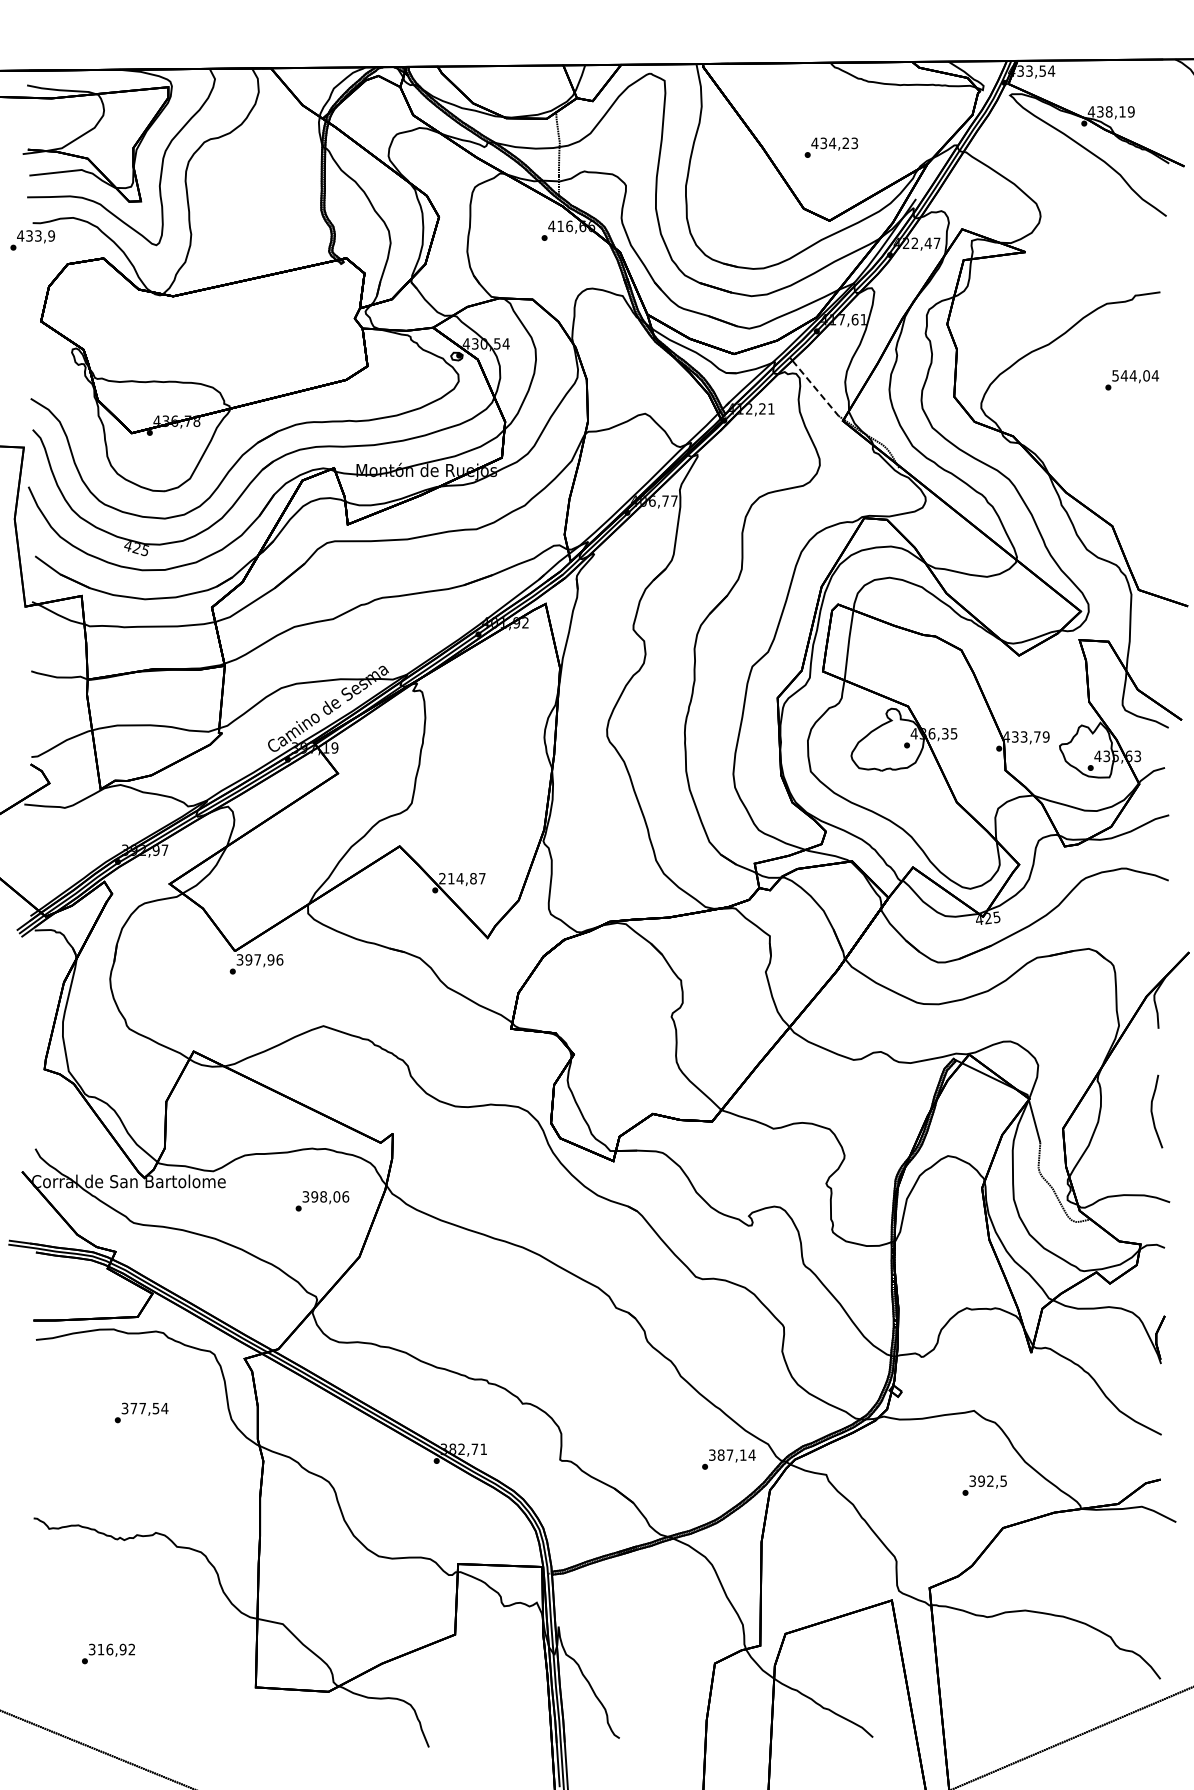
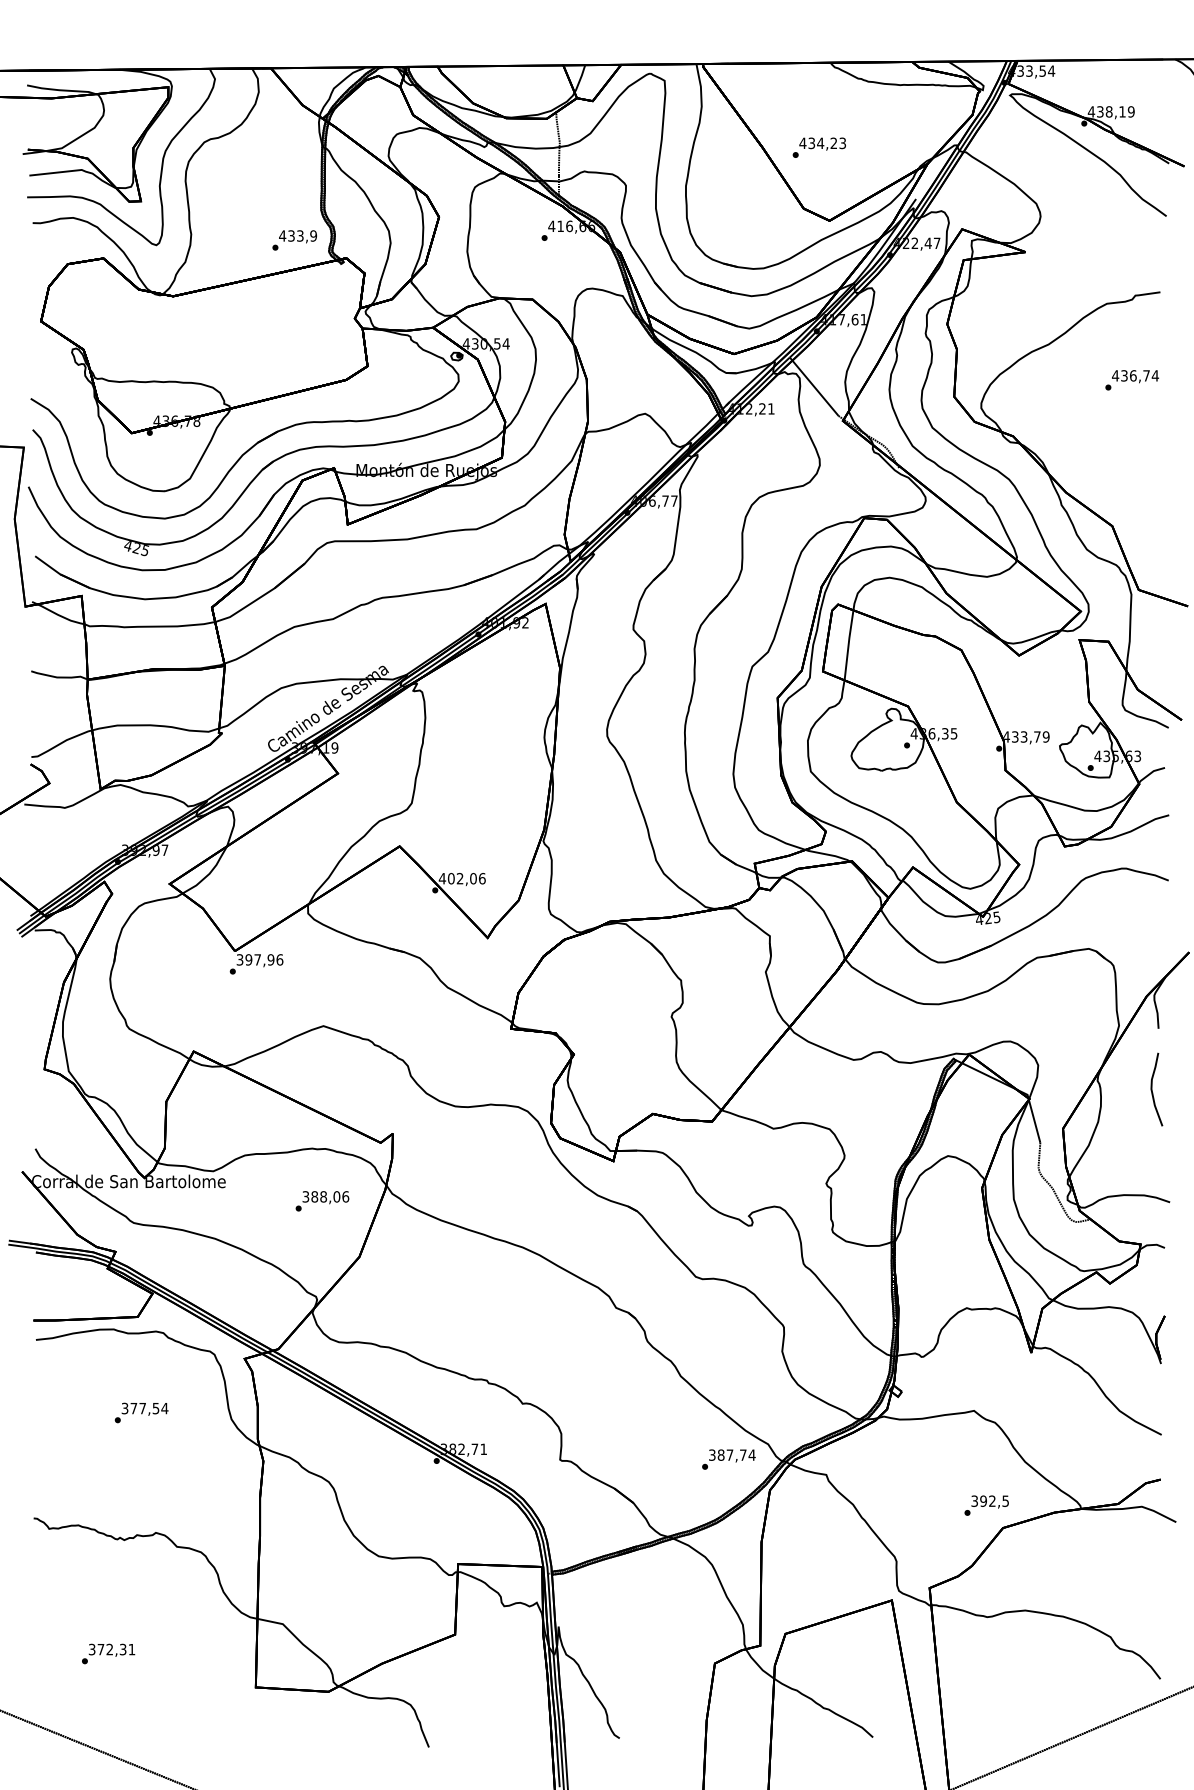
text position: (830, 147) -> (818, 147) (818, 147)
text position: (32, 240) -> (294, 240) (294, 240)
text: 544,04 -> 436,74 (1131, 375)
line: dashed -> solid (815, 388)
text: 214,87 -> 402,06 (461, 878)
curve position: (1152, 1111) -> (1152, 1089) (1152, 1089)
text: 398,06 -> 388,06 (314, 1196)
text: 387,14 -> 387,74 (743, 1454)
text position: (984, 1485) -> (986, 1505) (986, 1505)
text: 316,92 -> 372,31 (116, 1649)
